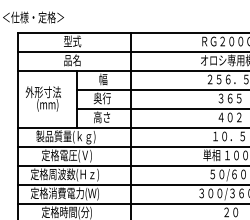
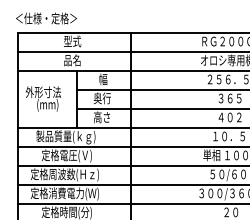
text position: (33, 17) -> (46, 18) (46, 18)
